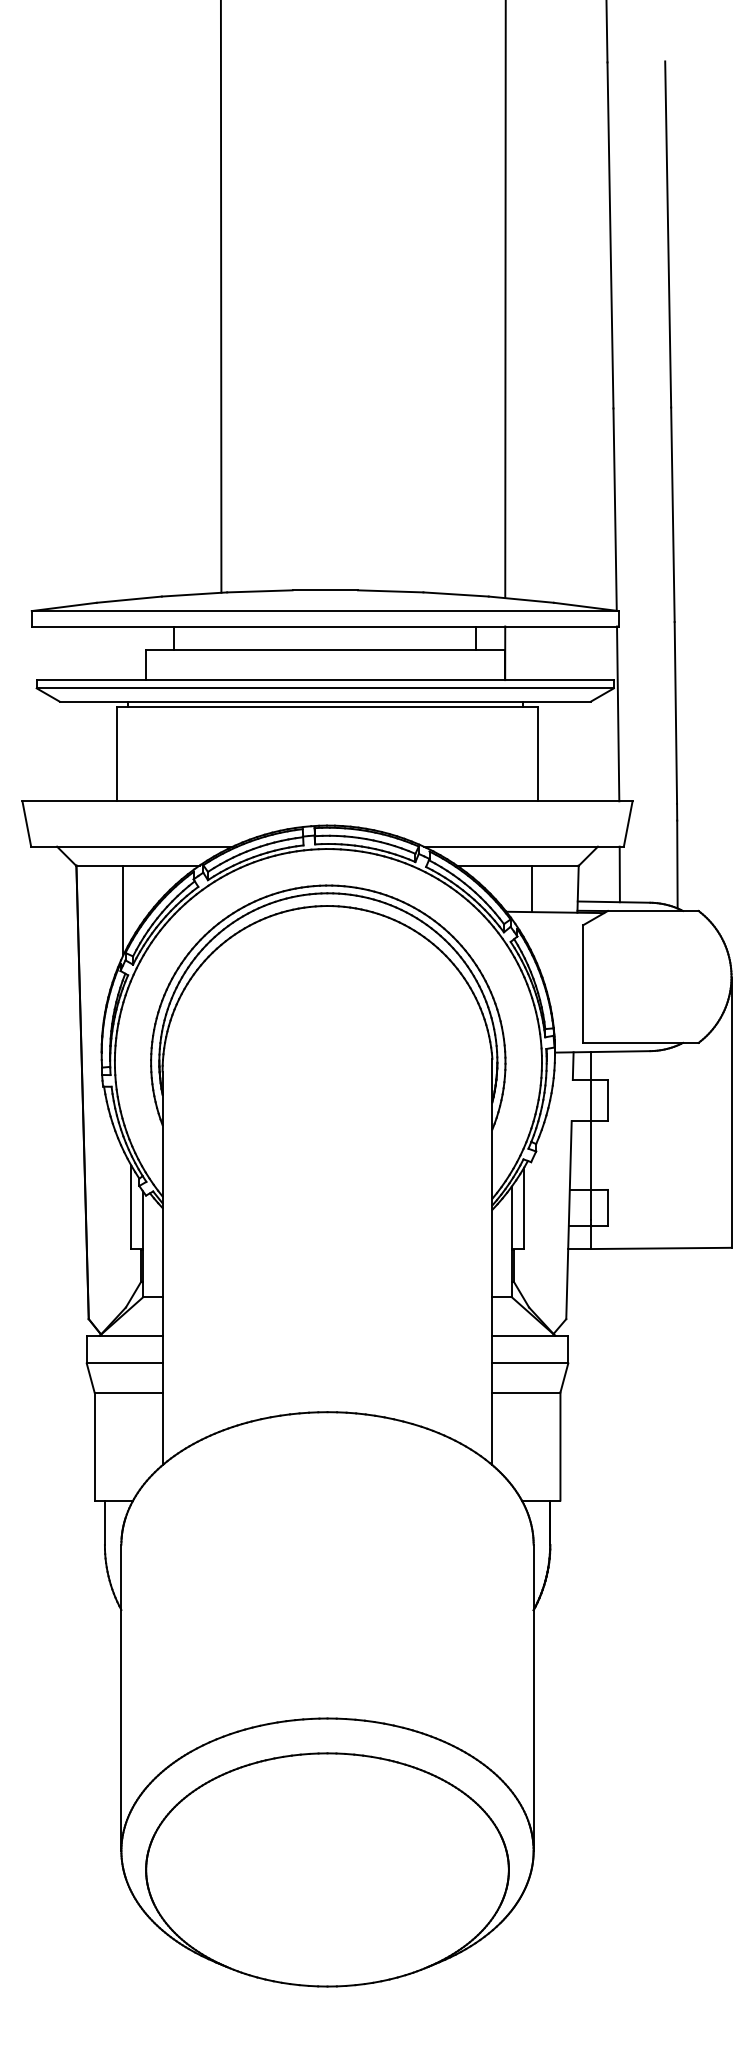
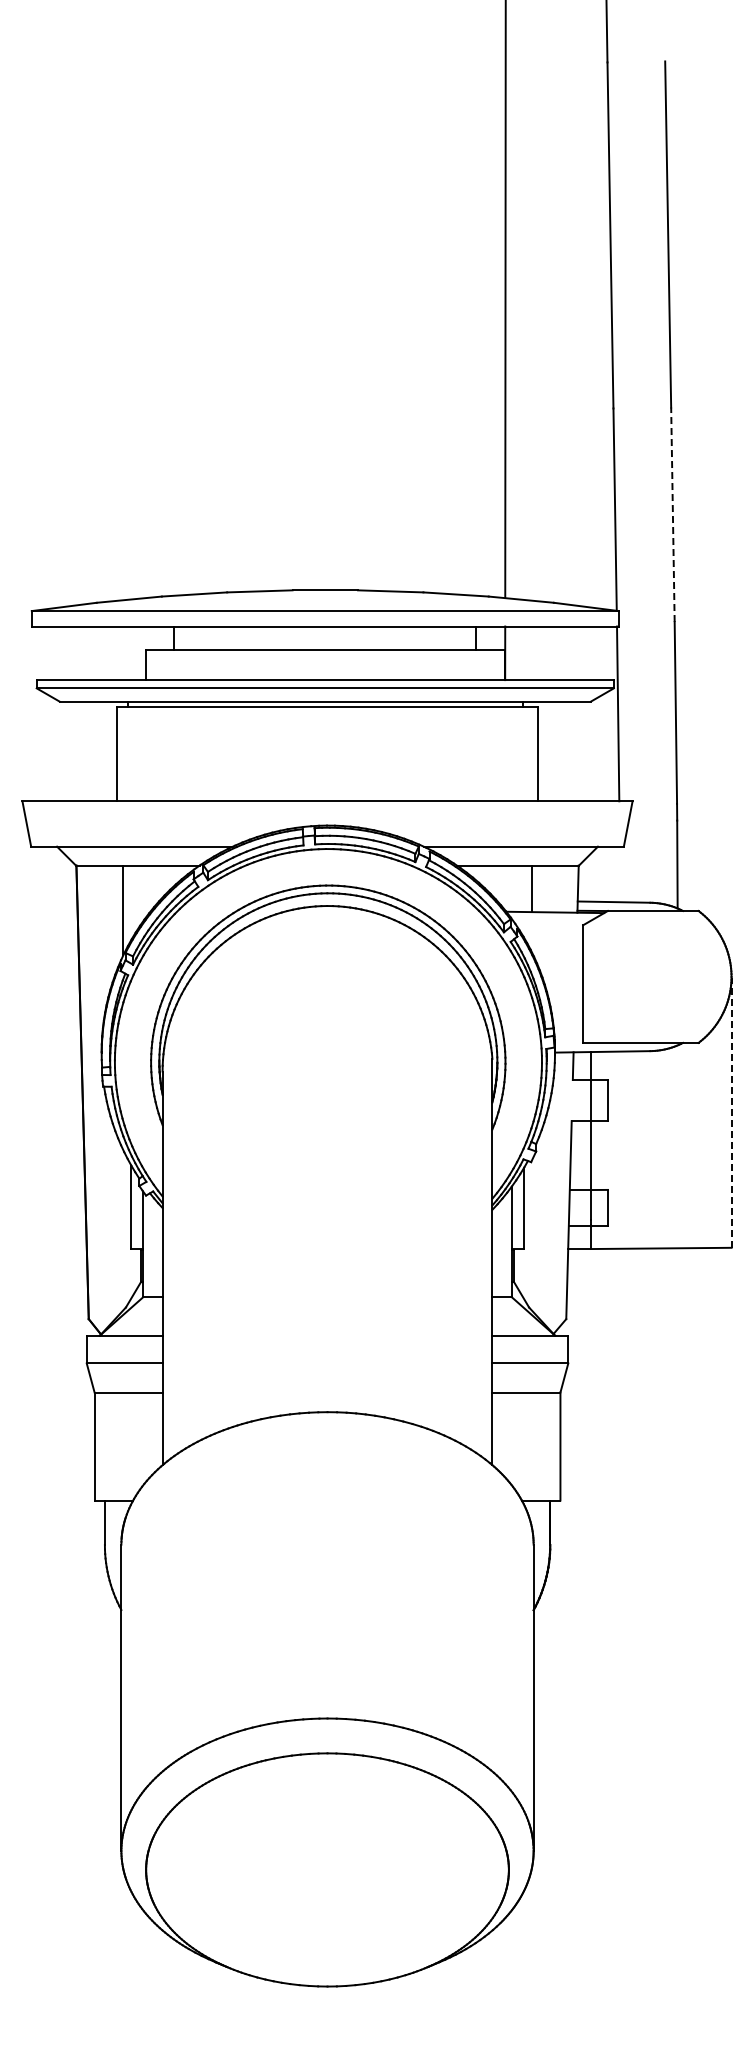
line: present -> none (220, 297)
line: solid -> dashed (672, 514)
line: present -> none (619, 874)
line: solid -> dashed (731, 1112)
